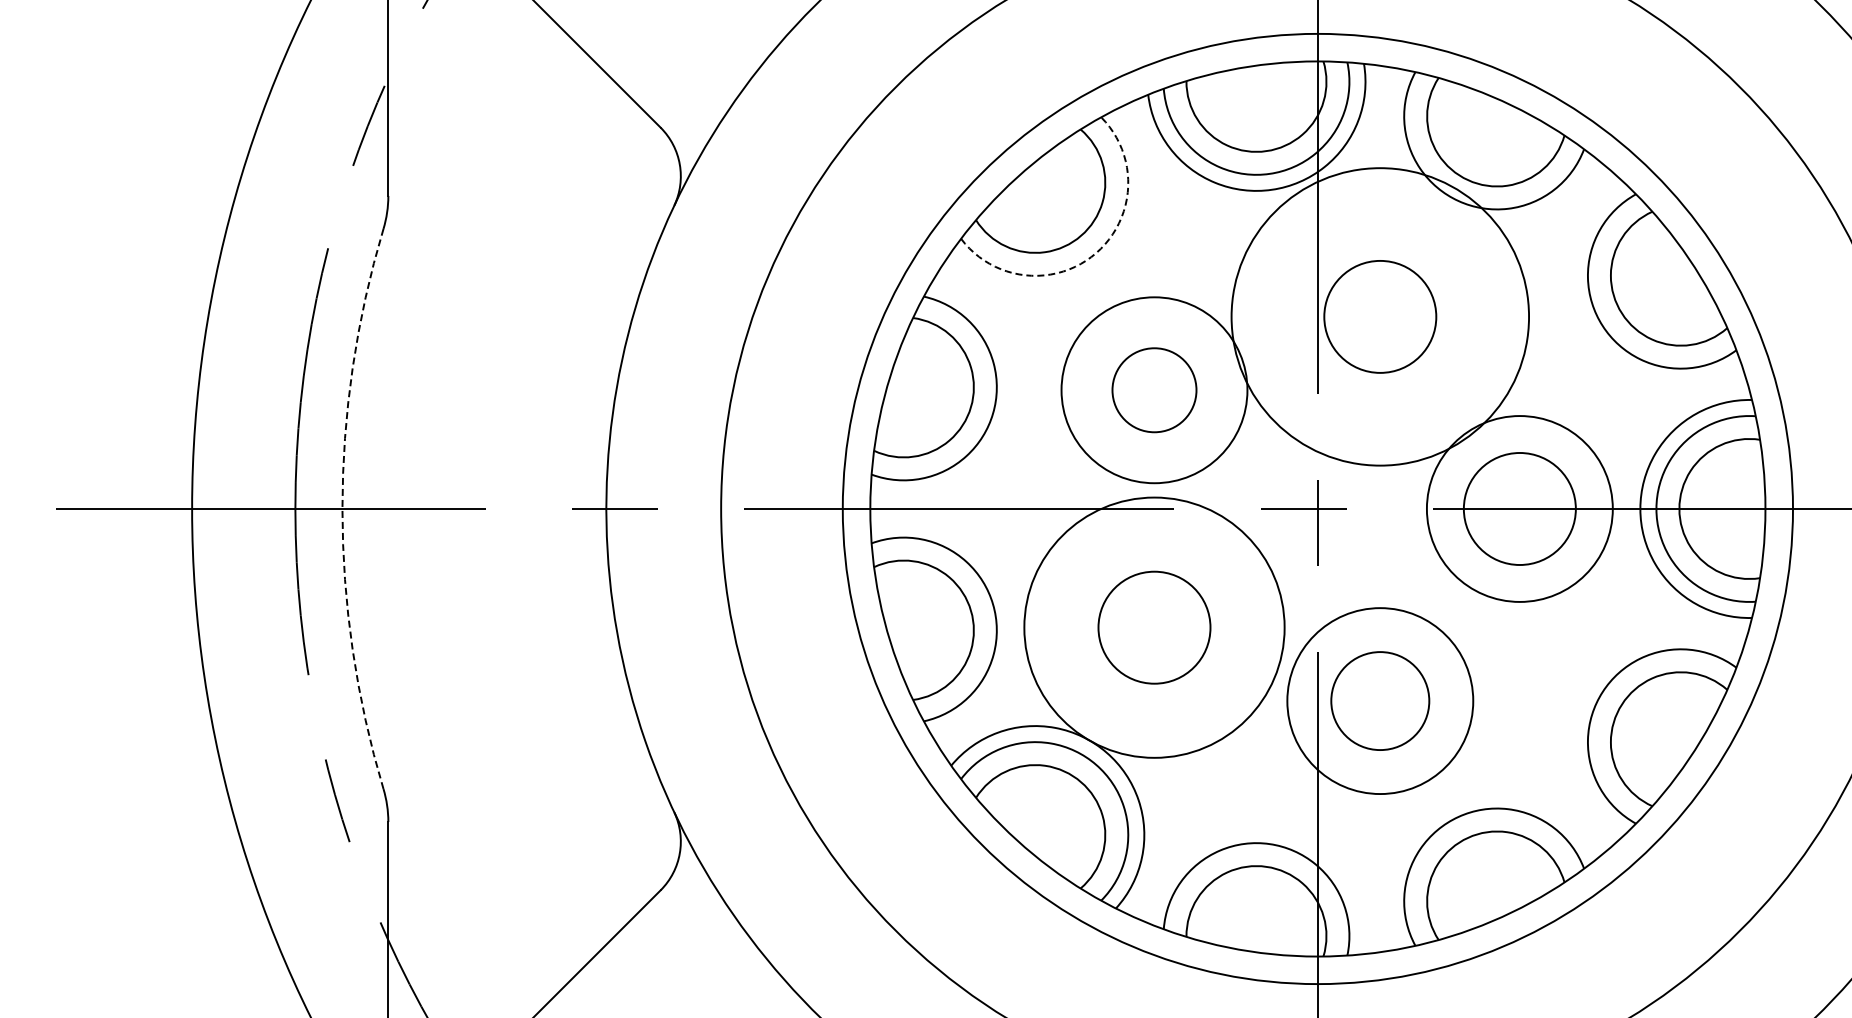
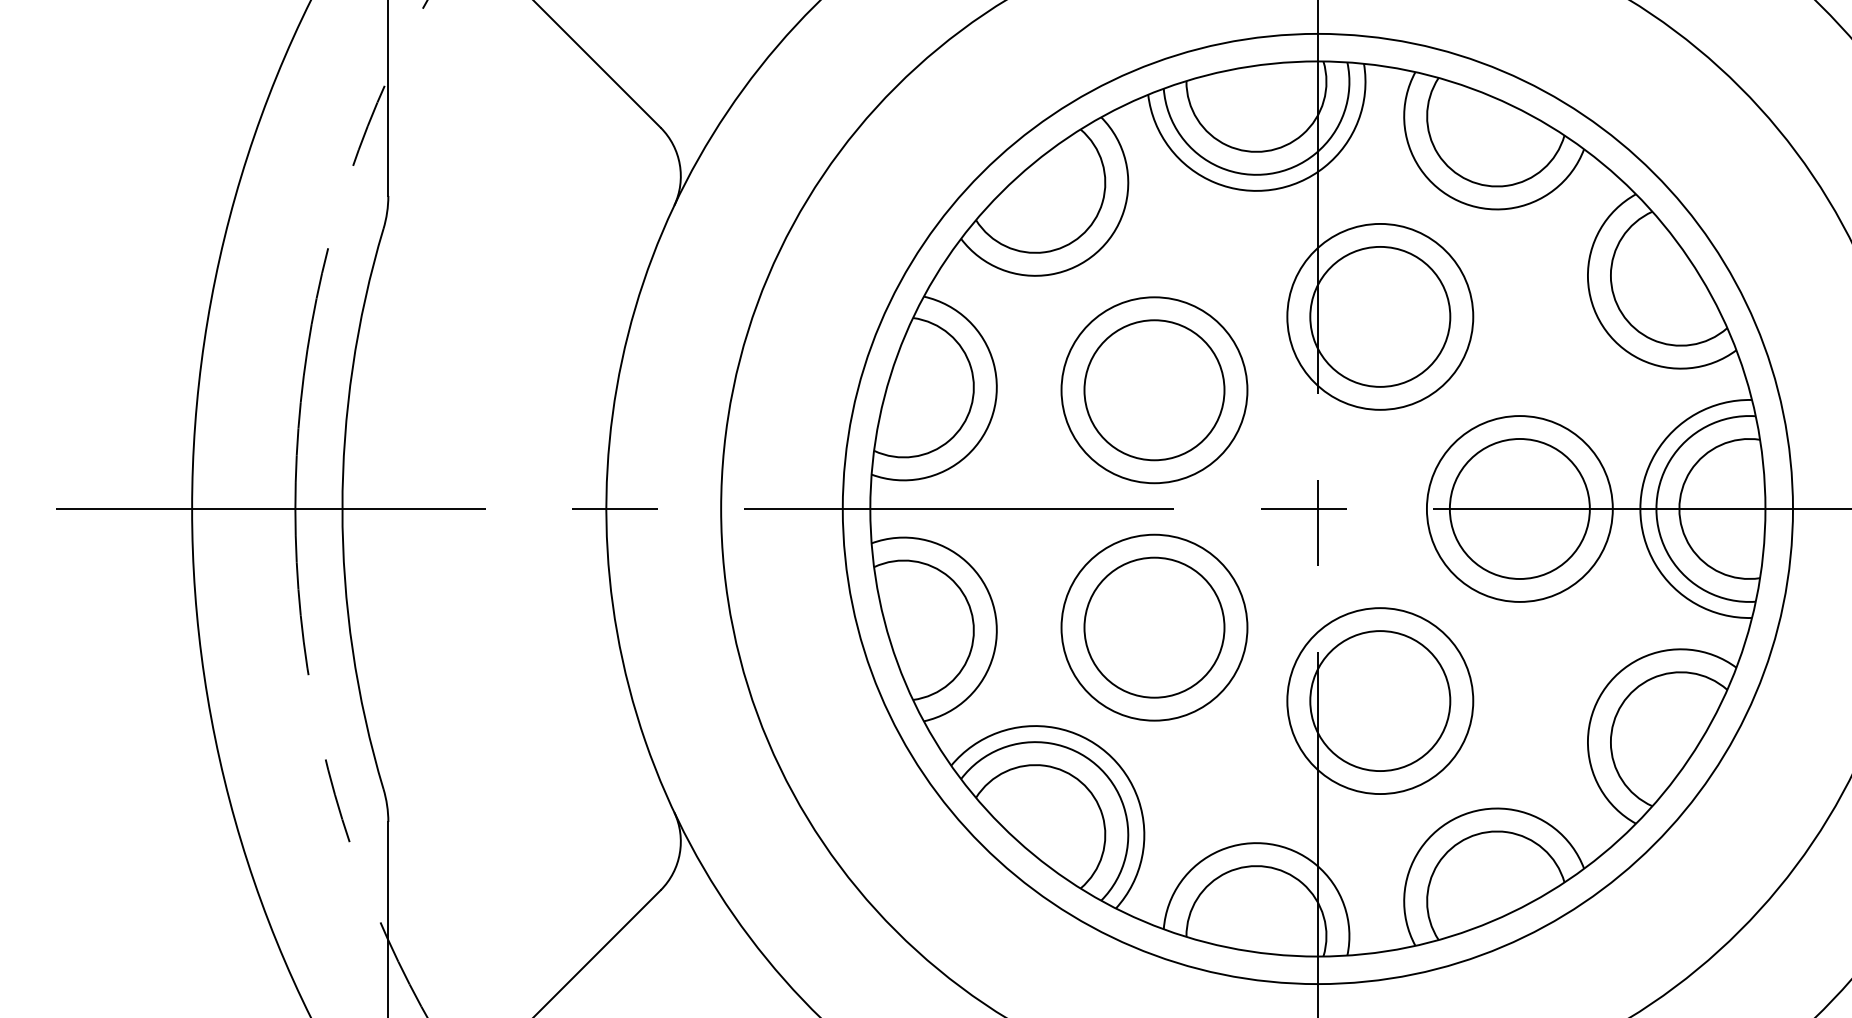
arc: dashed -> solid (1096, 253)
circle diameter: 112 px -> 140 px (1380, 316)
circle diameter: 297 px -> 186 px (1380, 316)
circle diameter: 84 px -> 140 px (1154, 390)
arc: dashed -> solid (342, 508)
circle diameter: 112 px -> 140 px (1519, 508)
circle diameter: 112 px -> 140 px (1154, 627)
circle diameter: 260 px -> 186 px (1154, 627)
circle diameter: 98 px -> 140 px (1380, 701)
